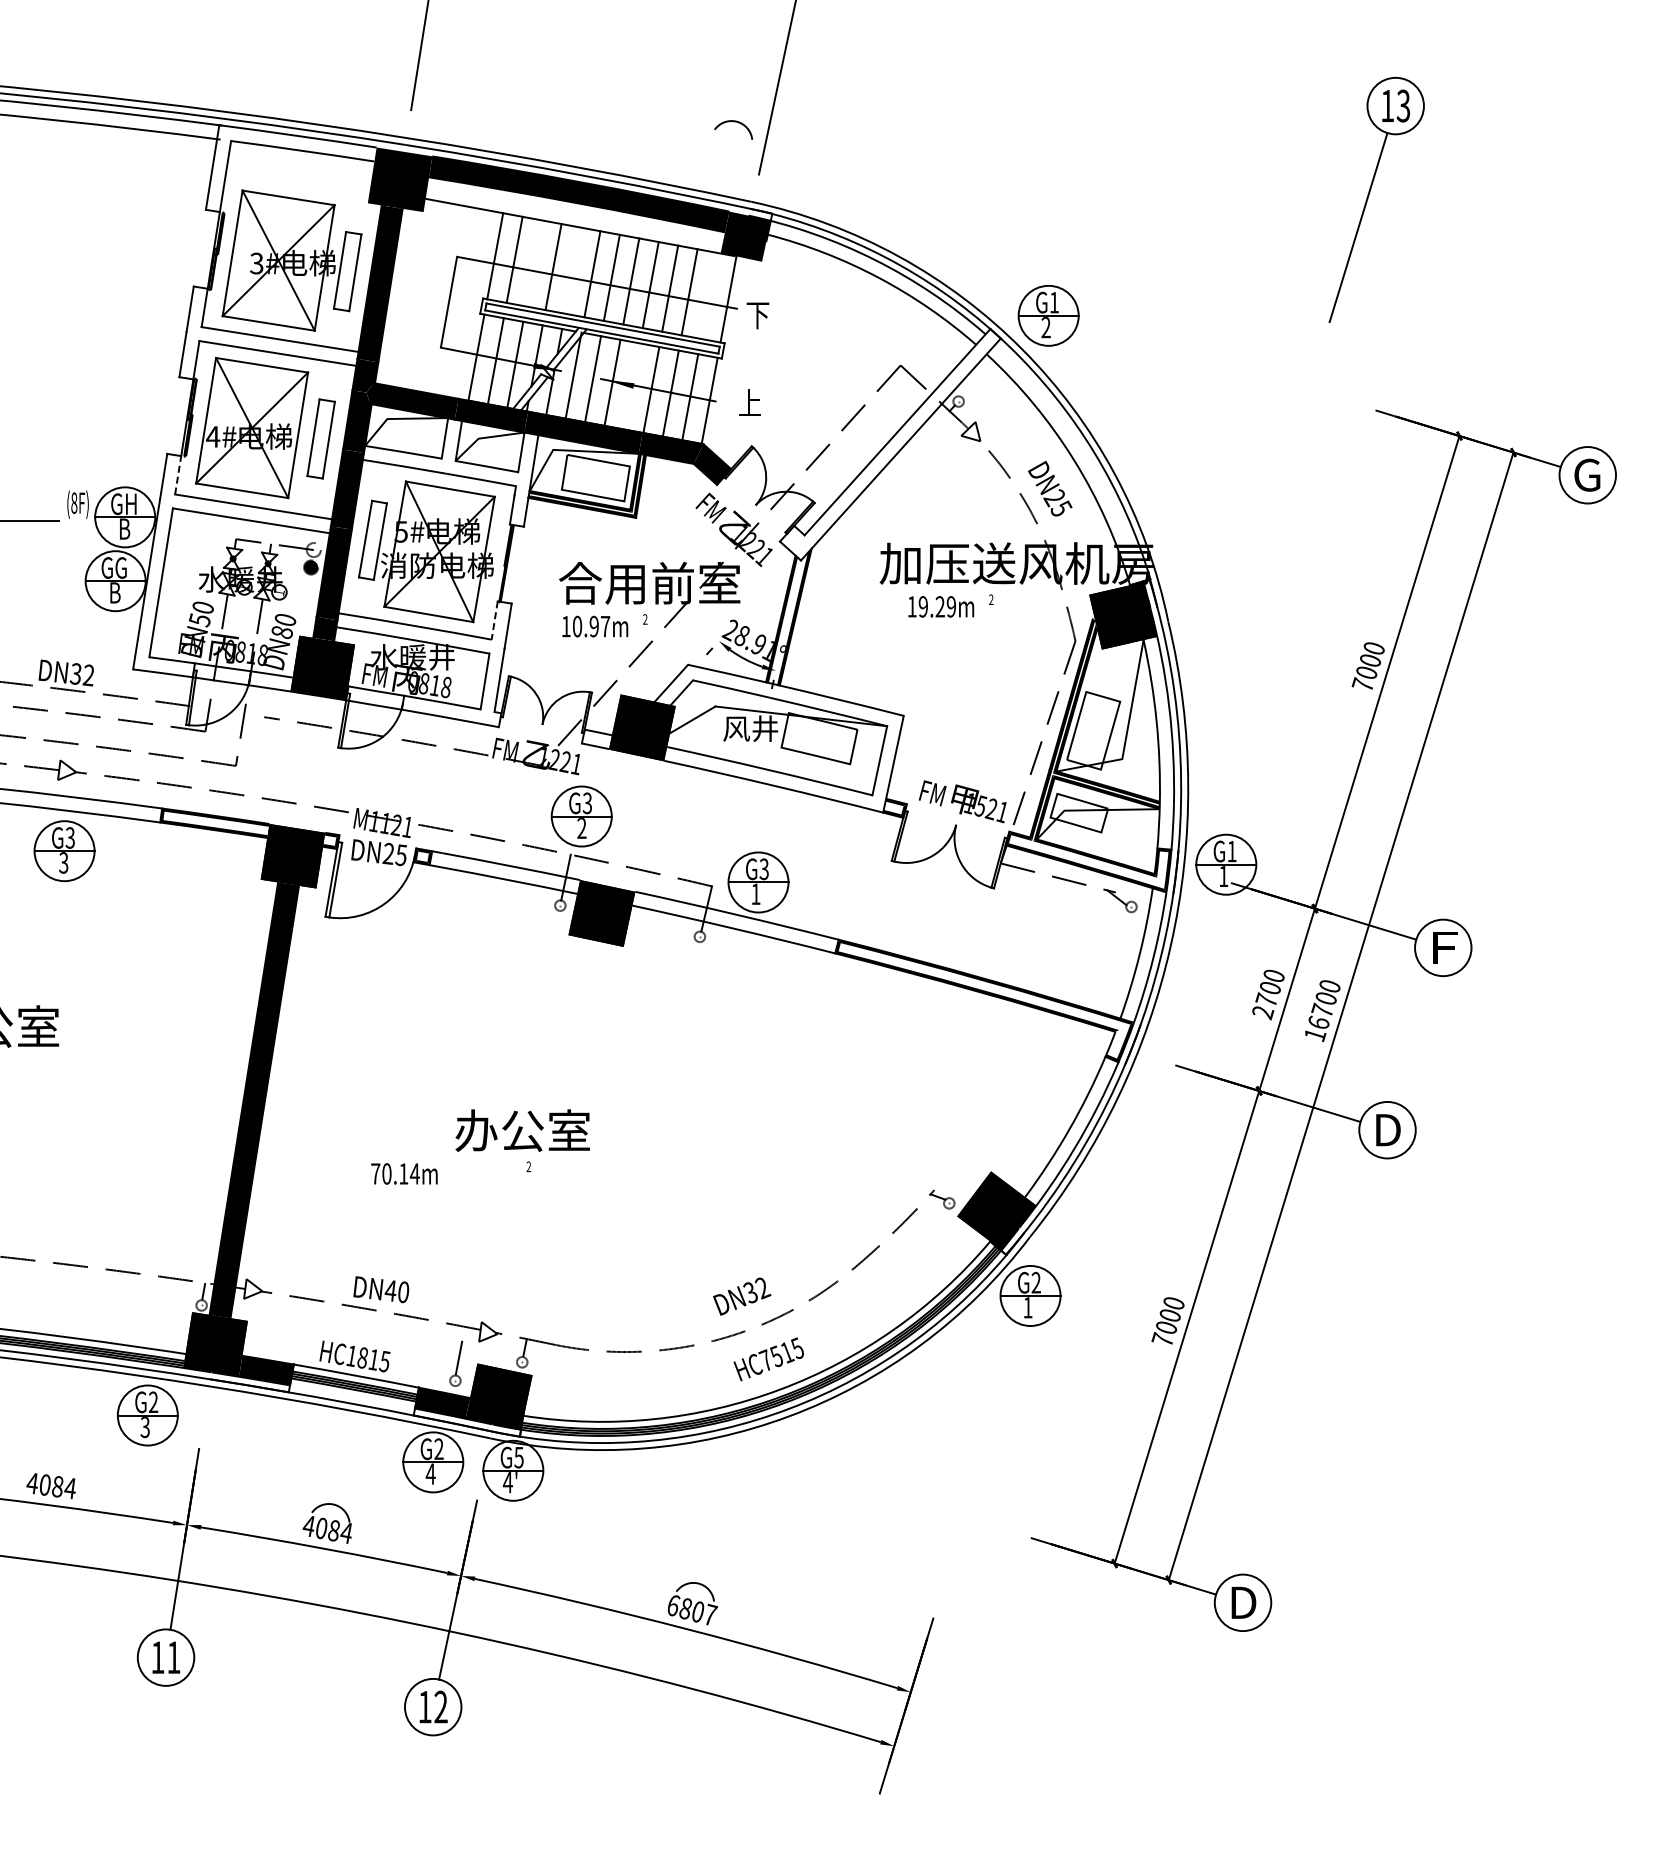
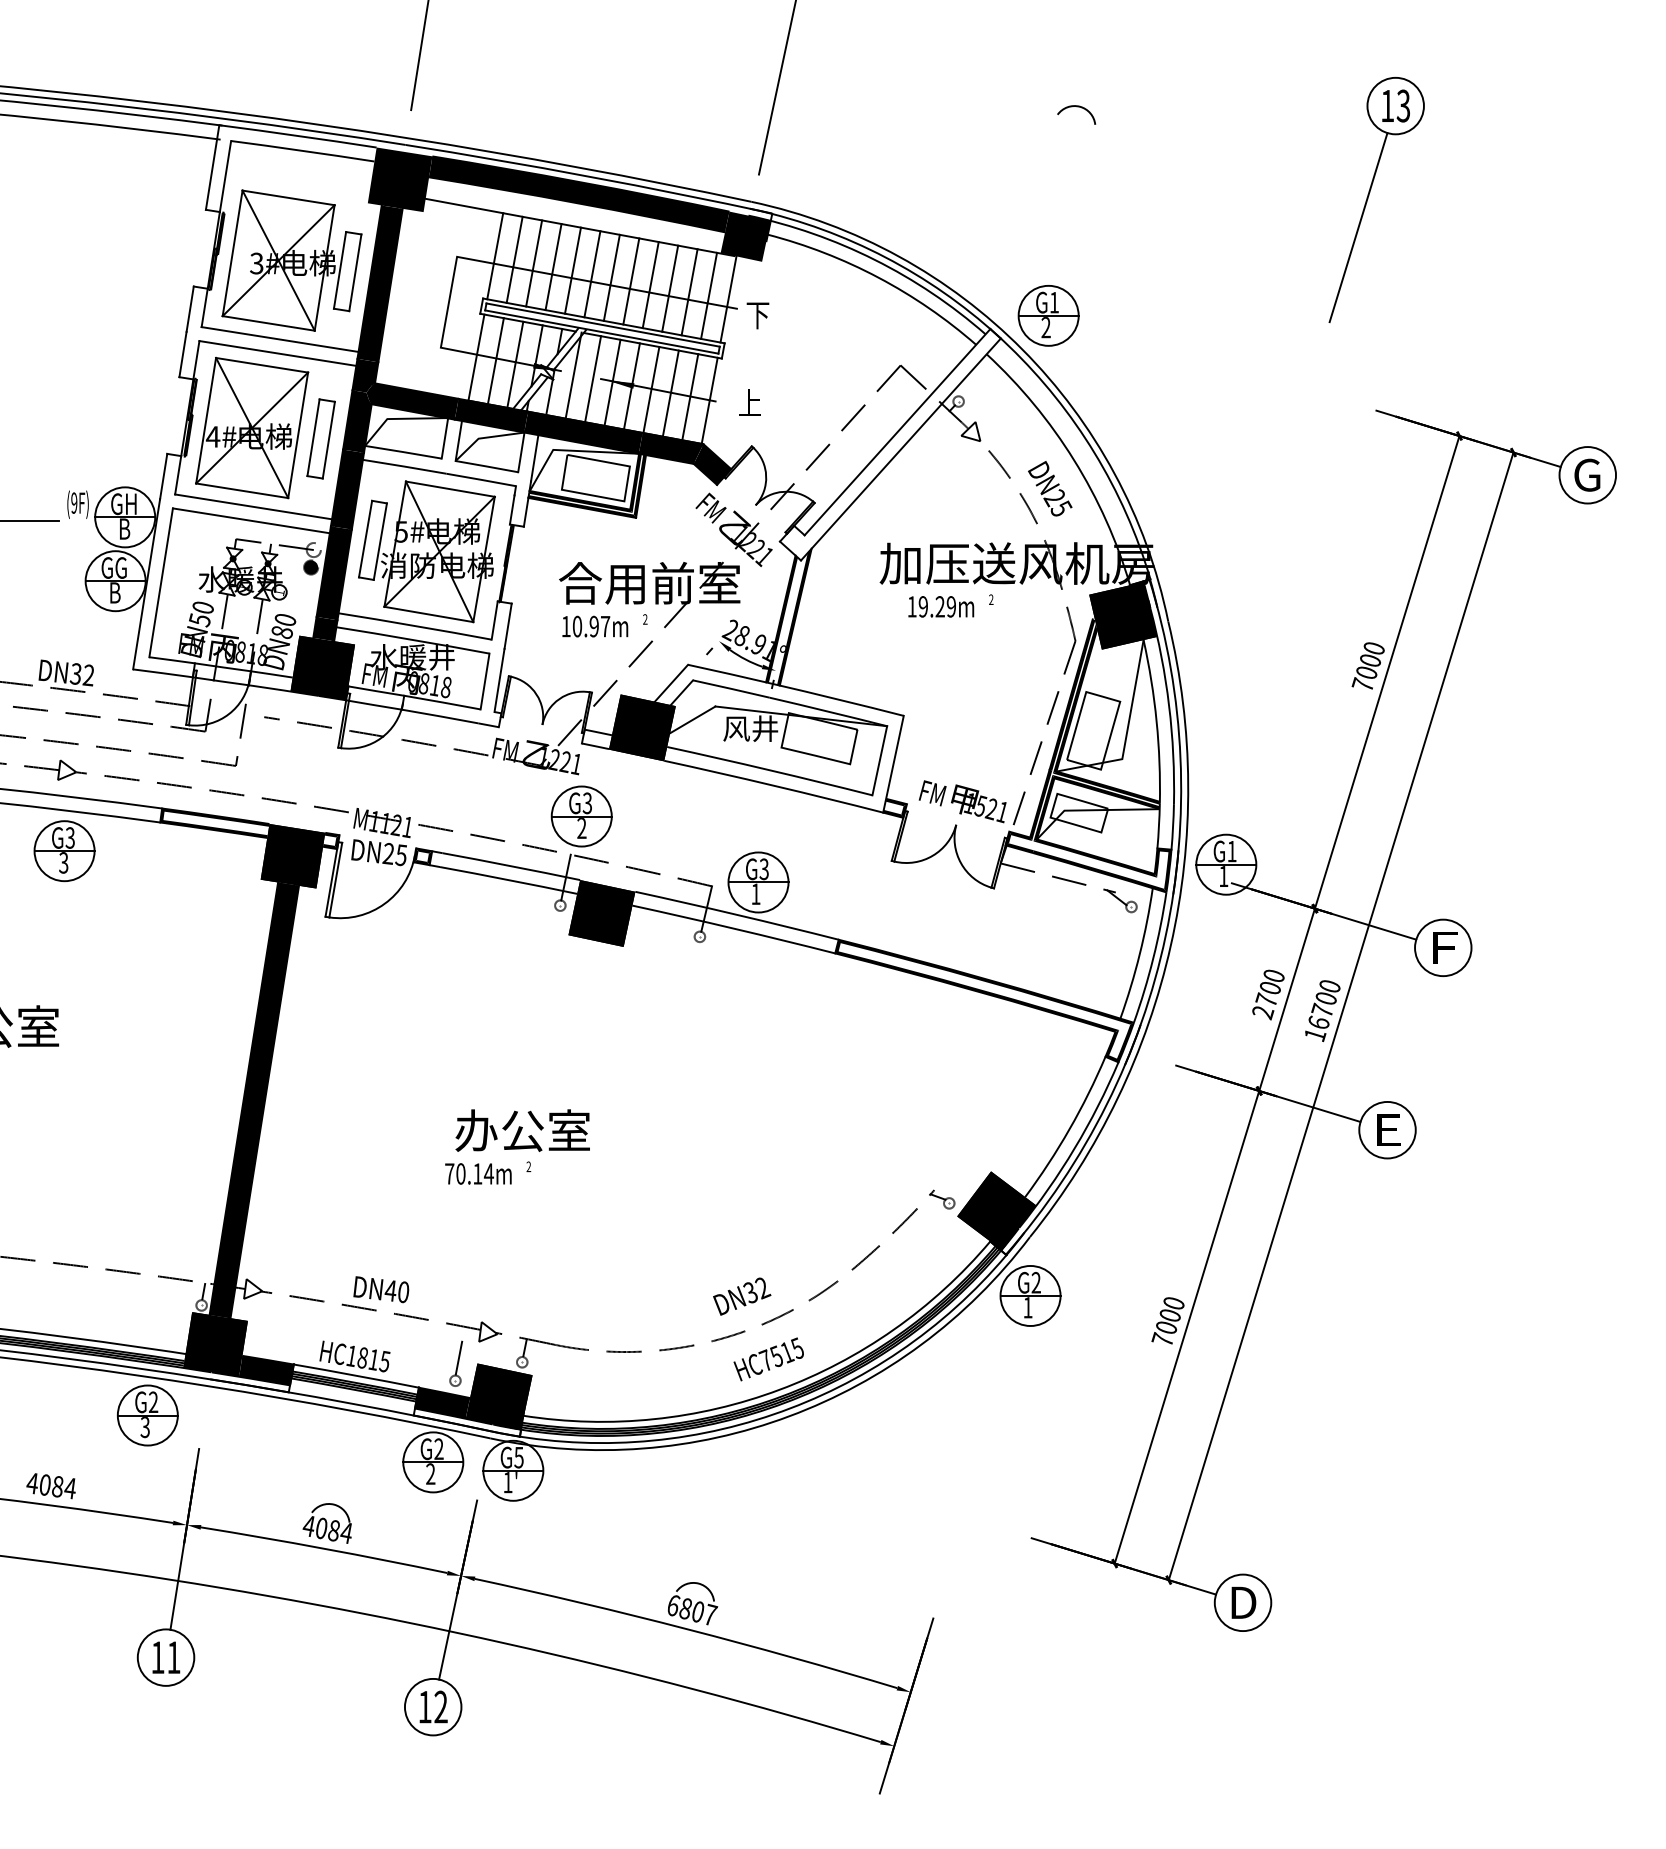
arc position: (733, 122) -> (1076, 107) (1076, 107)
line: none -> present (534, 263)
line: none -> present (572, 270)
line: none -> present (709, 295)
line: none -> present (631, 386)
line: dashed -> solid (178, 474)
text: (8F) -> (9F) (74, 502)
line: dashed -> solid (494, 621)
fill: none -> present (1112, 1043)
text: D -> E (1388, 1130)
text position: (404, 1173) -> (478, 1173) (478, 1173)
text: 4 -> 2 (430, 1473)
text: 4' -> 1' (507, 1482)
